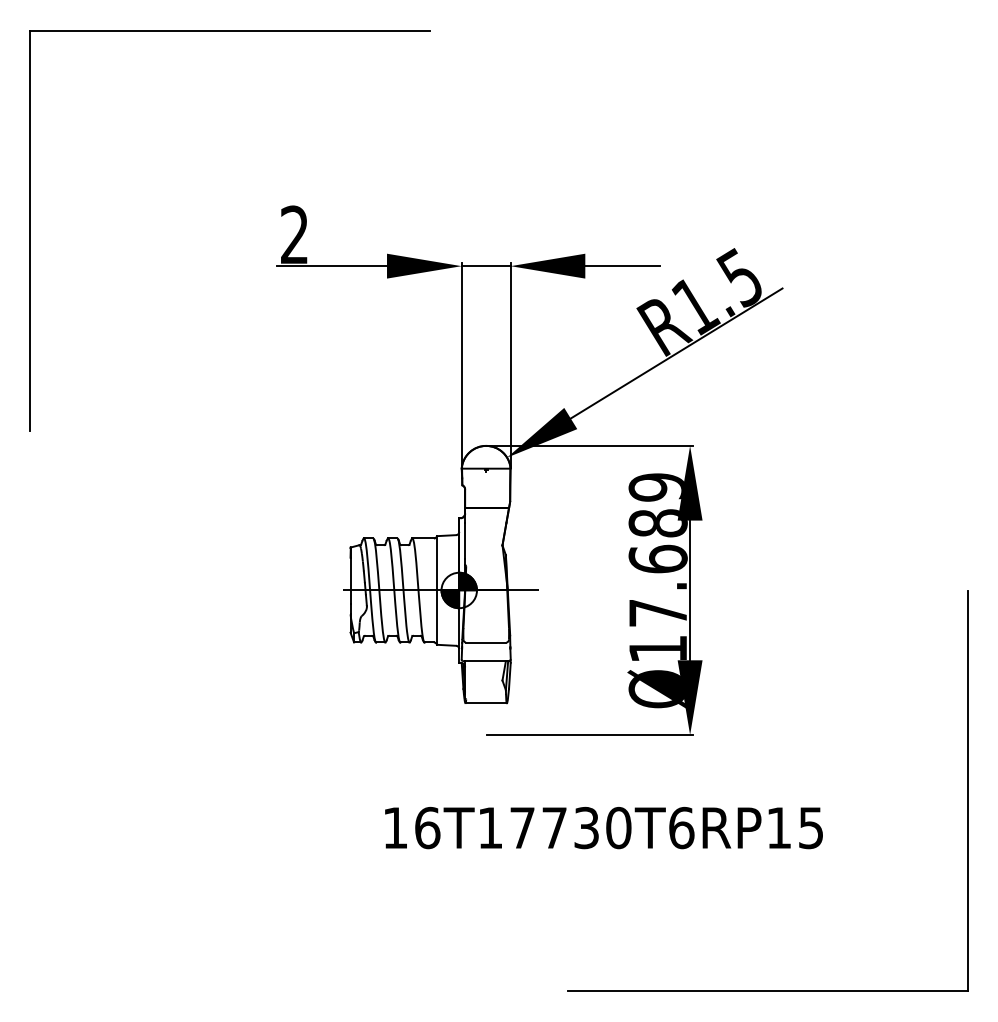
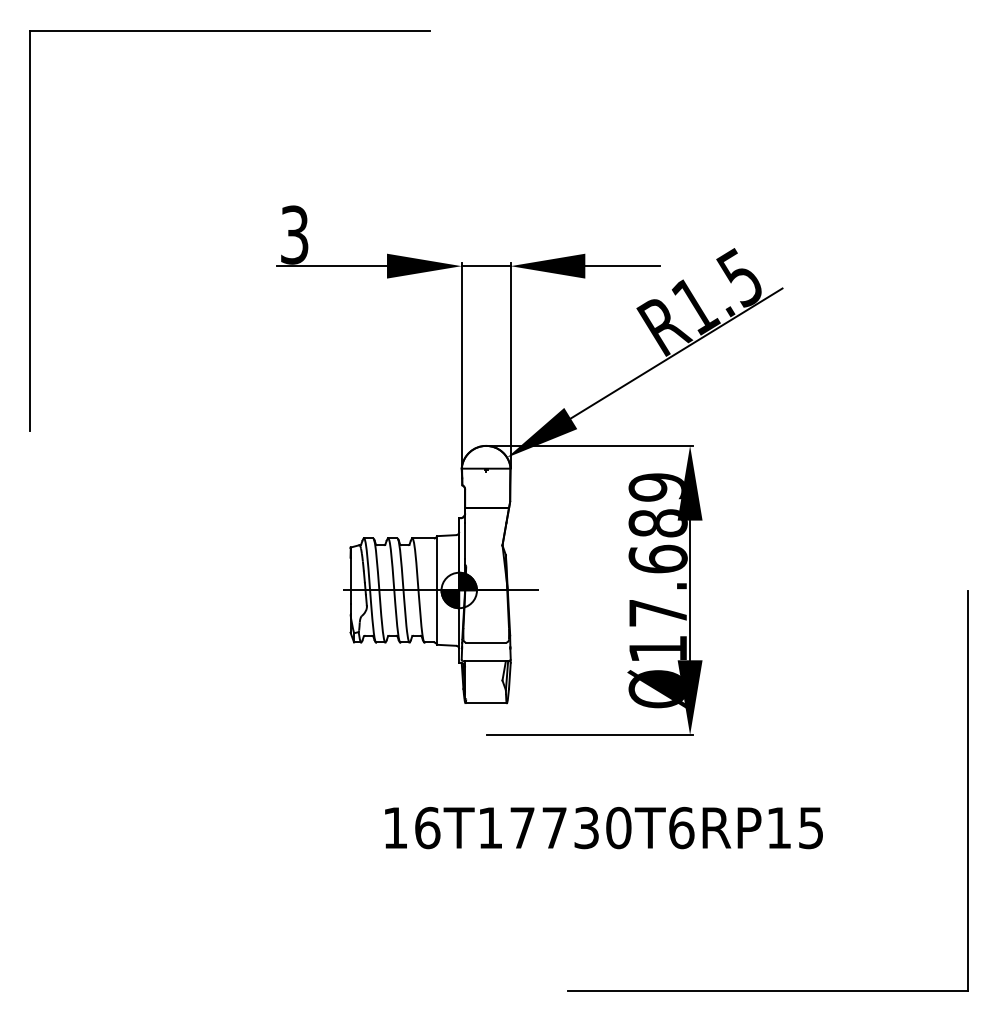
text: 2 -> 3 (294, 234)
